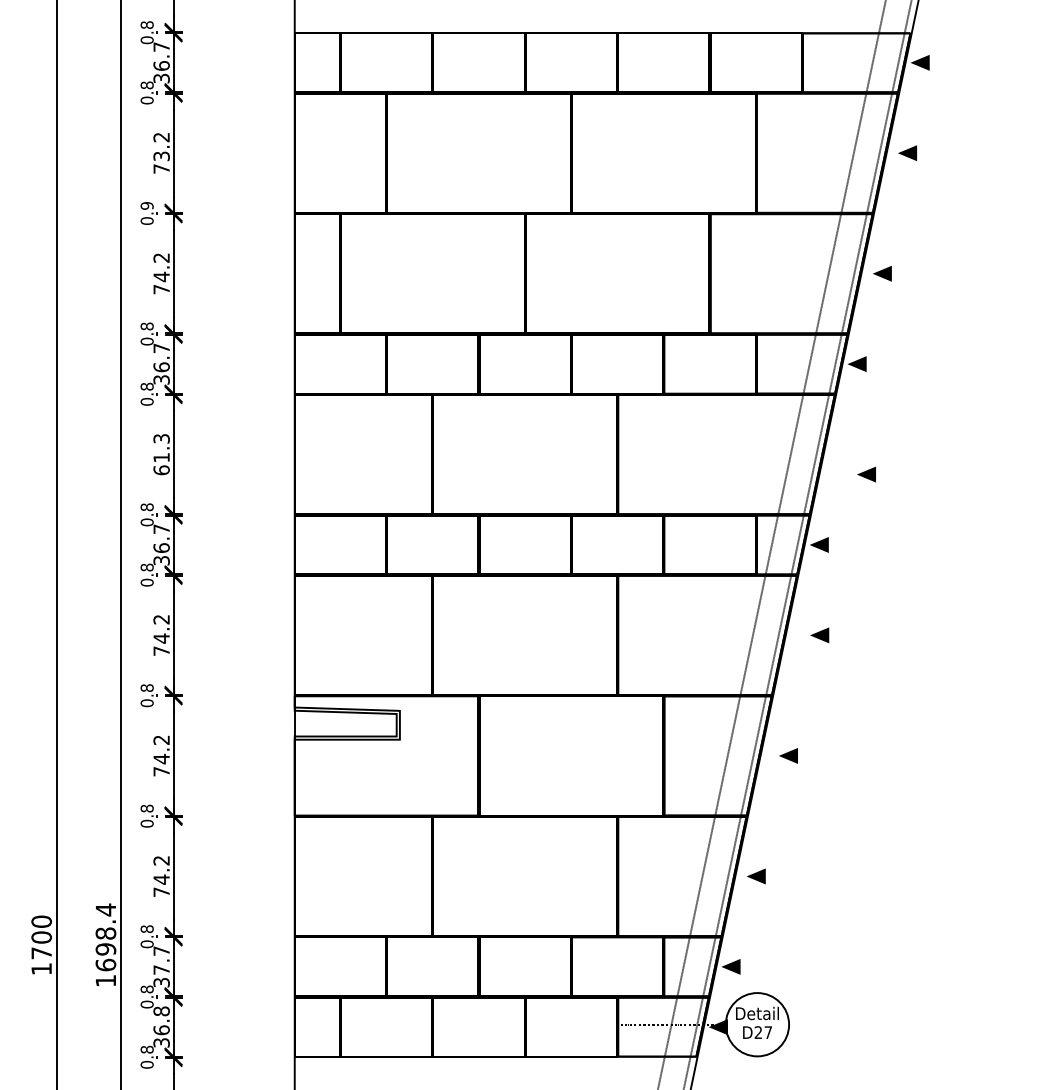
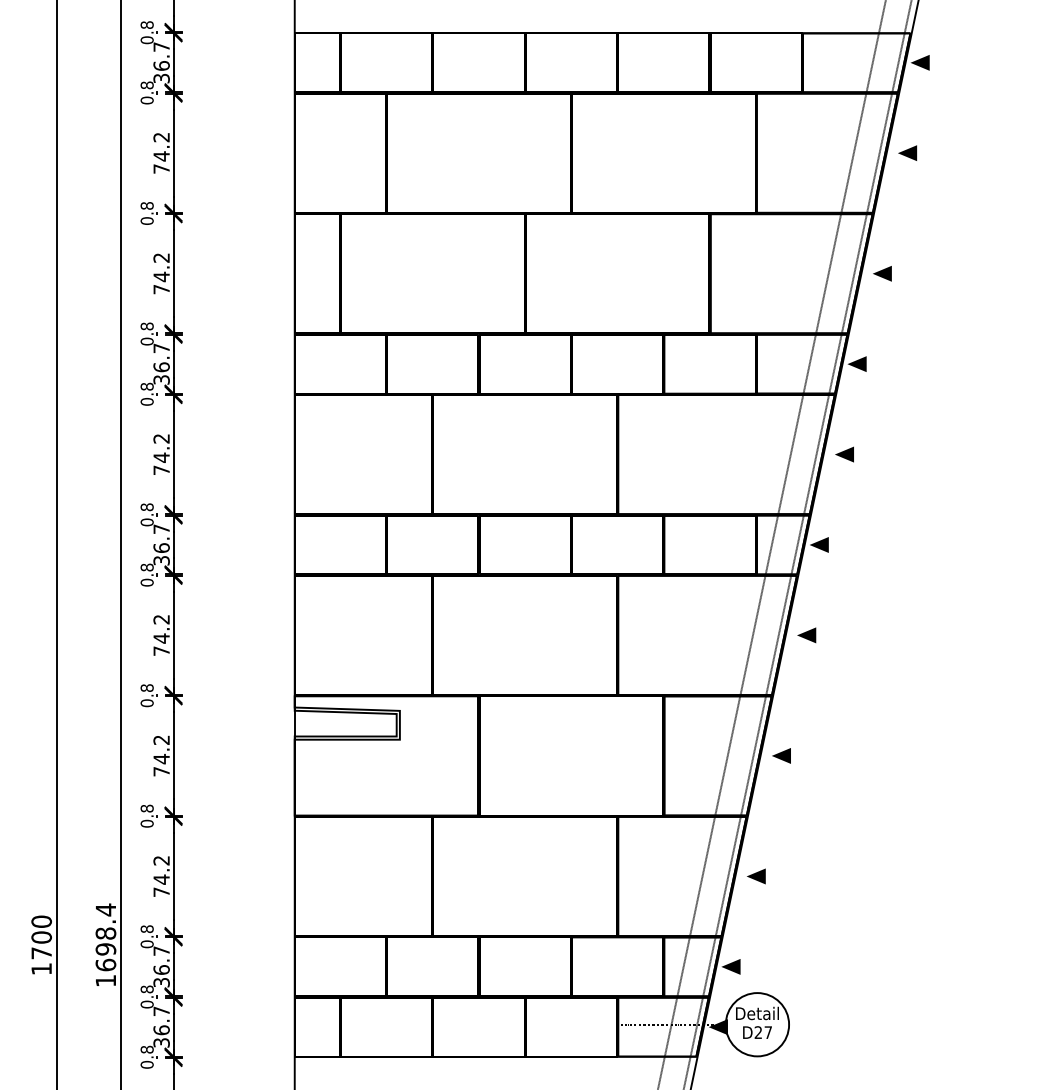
text: 73.2 -> 74.2 (161, 156)
text: 0.9 -> 0.8 (146, 205)
text: 61.3 -> 74.2 (161, 454)
text position: (866, 474) -> (844, 454) (844, 454)
text position: (819, 635) -> (806, 635) (806, 635)
text position: (788, 755) -> (781, 755) (781, 755)
text: 37.7 -> 36.7 (161, 969)
text: 36.8 -> 36.7 (161, 1011)
